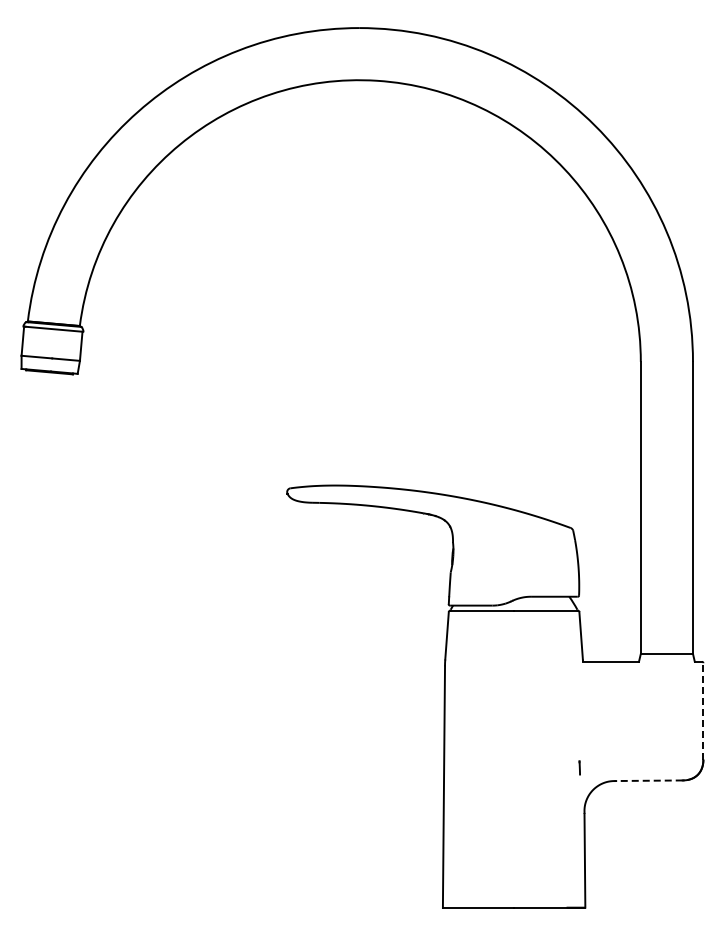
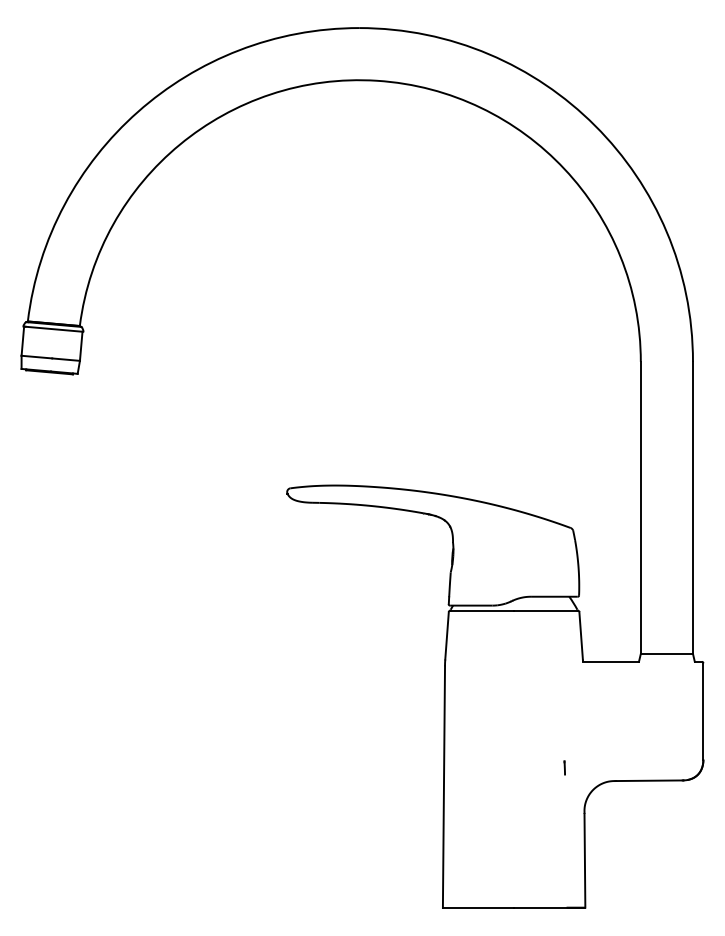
line: dashed -> solid (703, 710)
line position: (579, 767) -> (564, 767) (564, 767)
line: dashed -> solid (649, 780)
